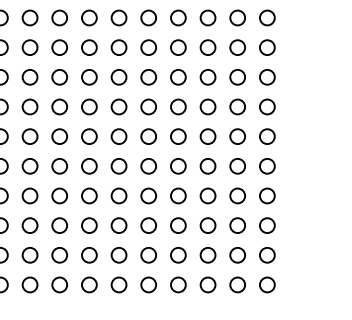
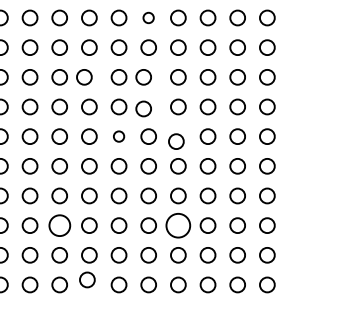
circle size: 17x18 px -> 13x14 px (148, 17)
circle position: (89, 77) -> (84, 77) (84, 77)
circle position: (148, 77) -> (143, 77) (143, 77)
circle position: (148, 106) -> (143, 108) (143, 108)
circle size: 18x17 px -> 13x13 px (119, 136)
circle position: (178, 136) -> (176, 141) (176, 141)
circle size: 17x17 px -> 24x23 px (59, 225)
circle size: 17x17 px -> 27x26 px (178, 225)
circle position: (89, 284) -> (87, 279) (87, 279)
